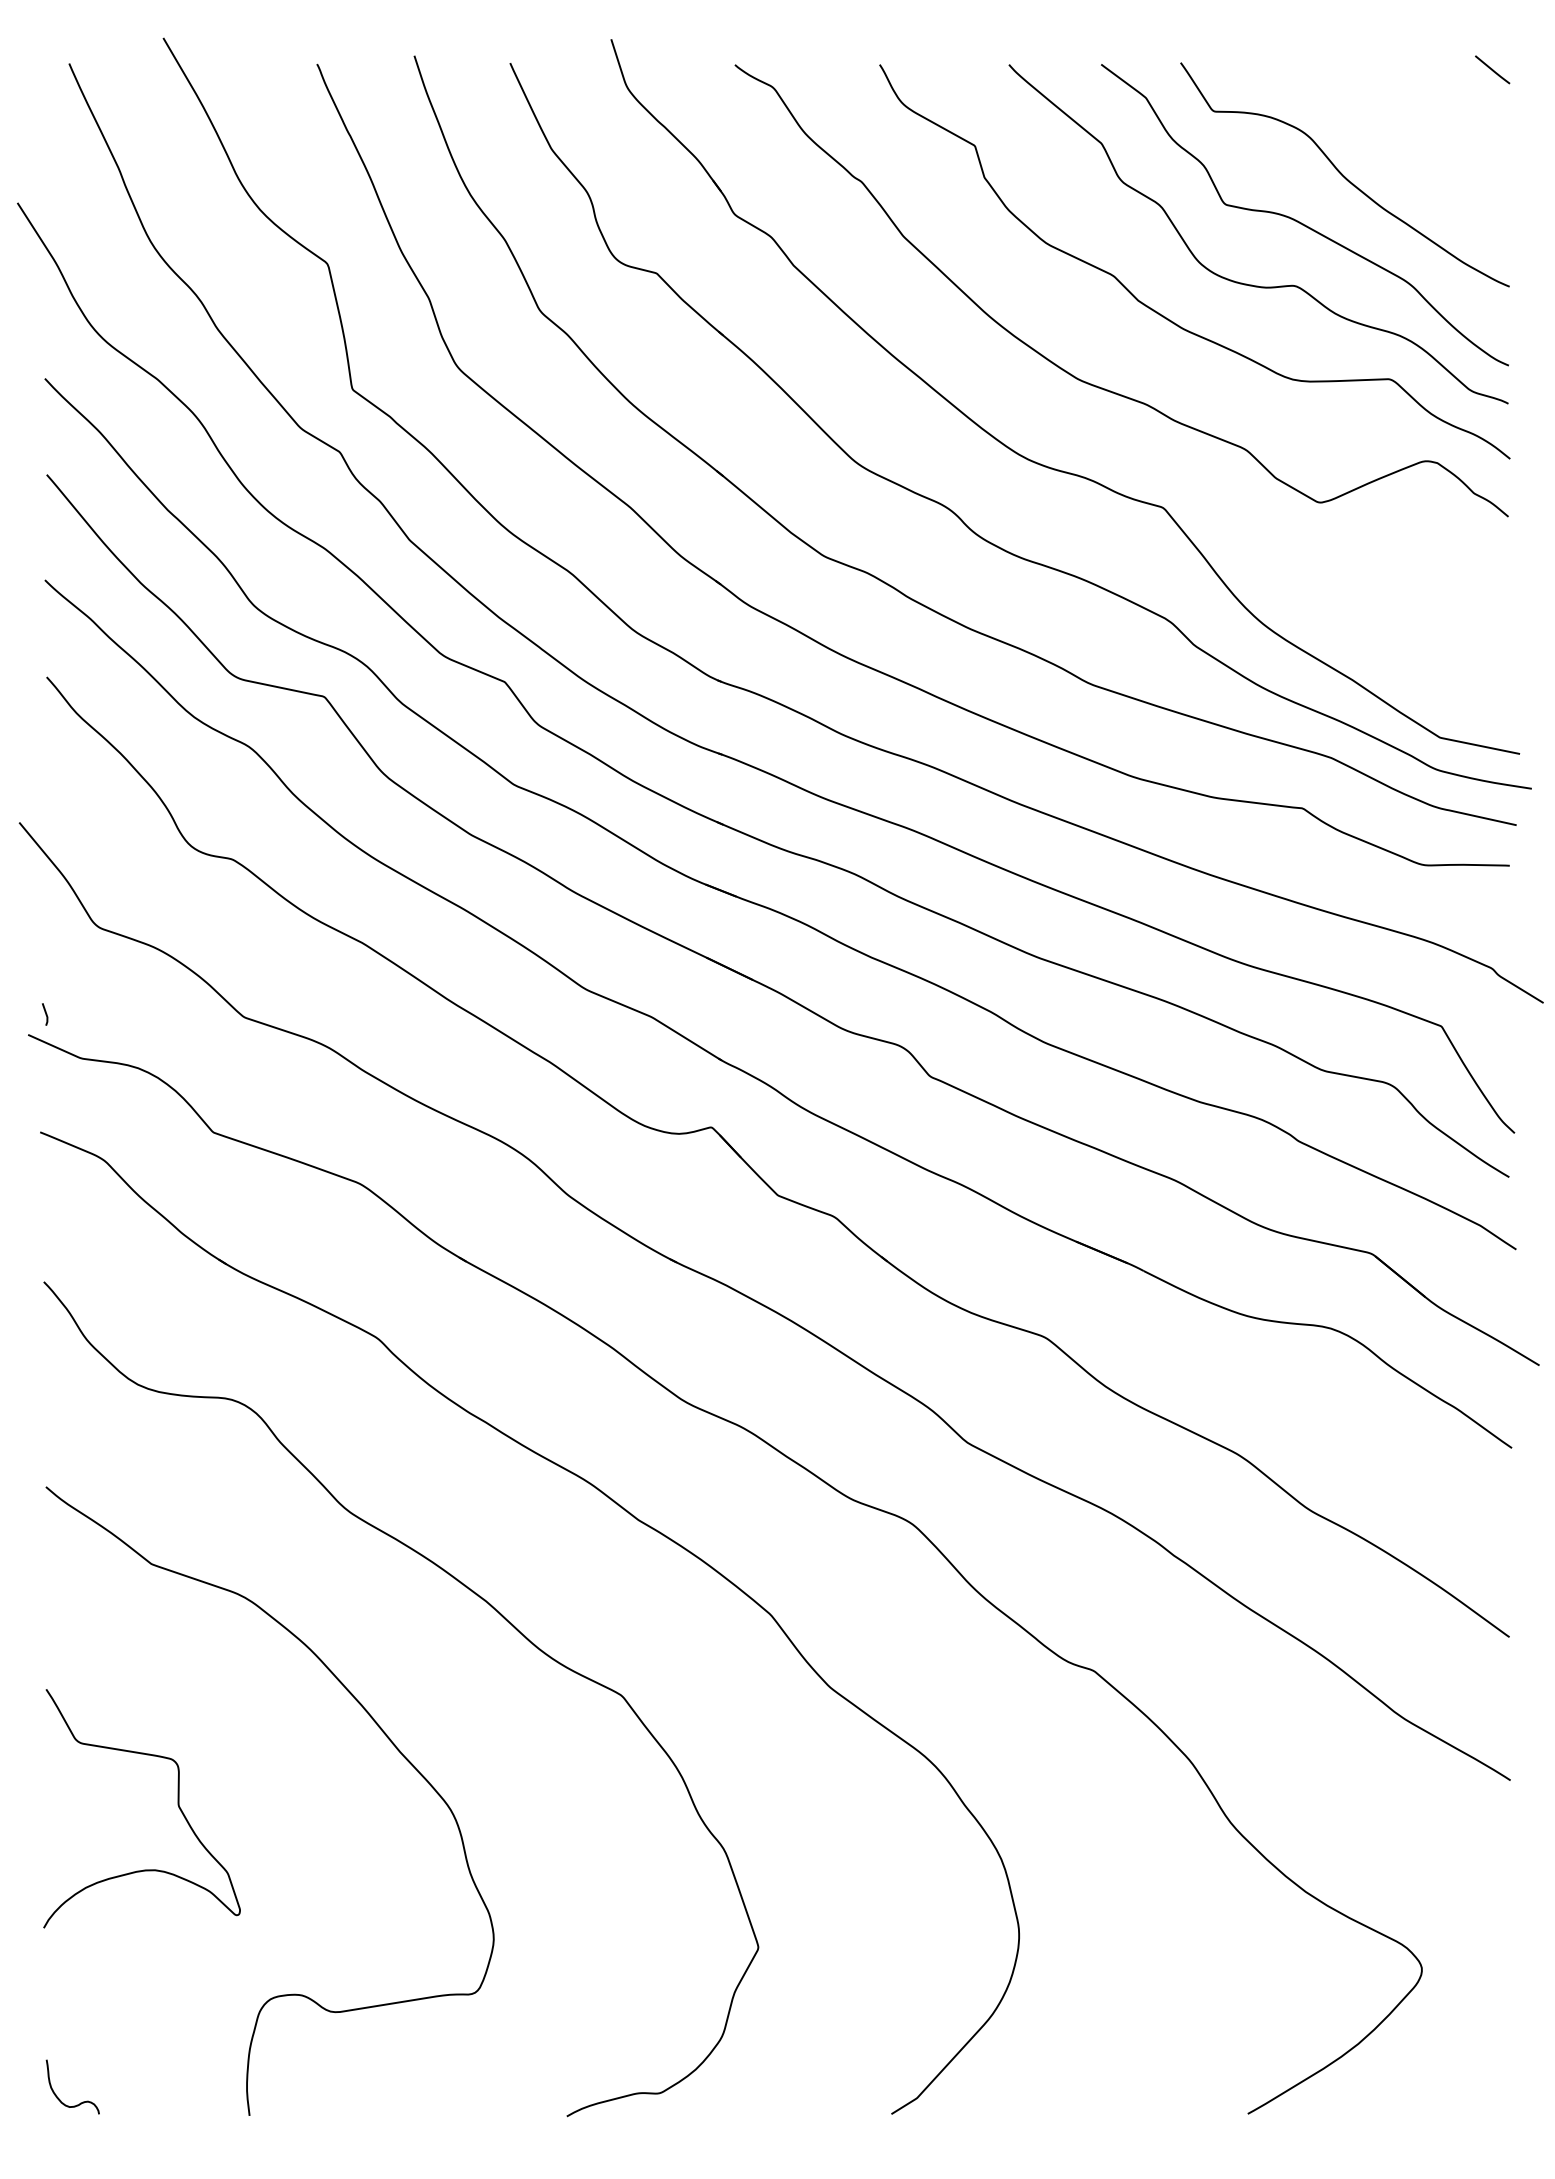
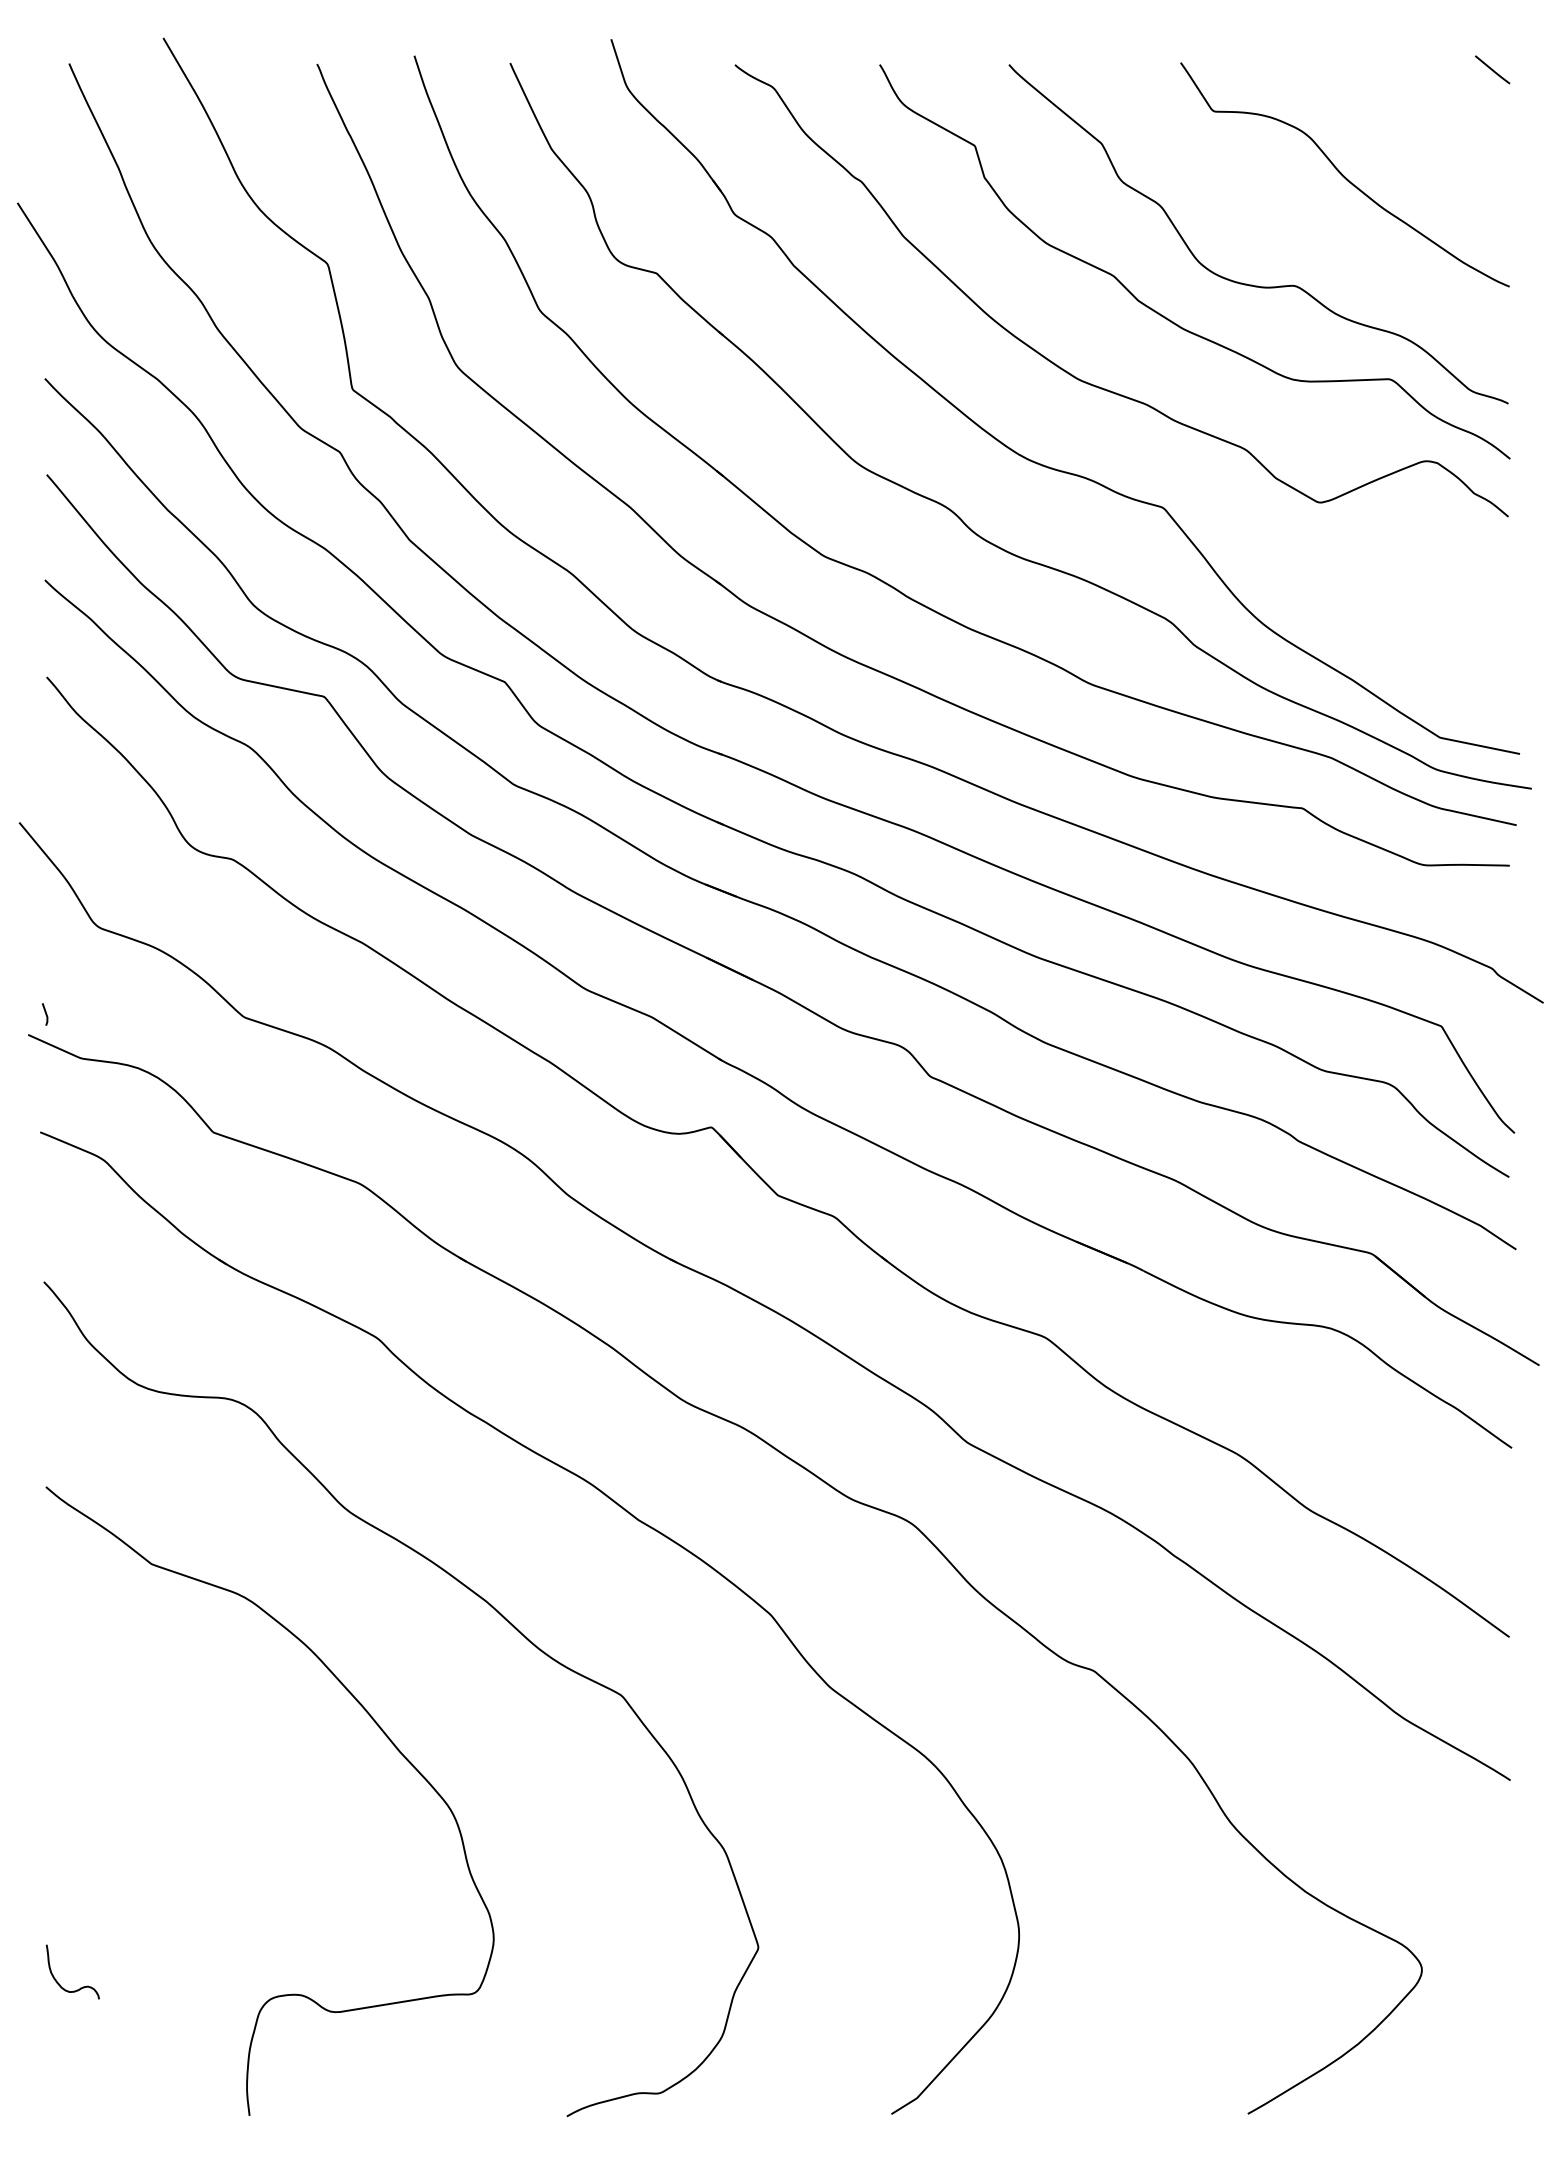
curve: present -> none (1301, 222)
curve: present -> none (177, 1805)
curve position: (59, 2098) -> (59, 1983) (59, 1983)
